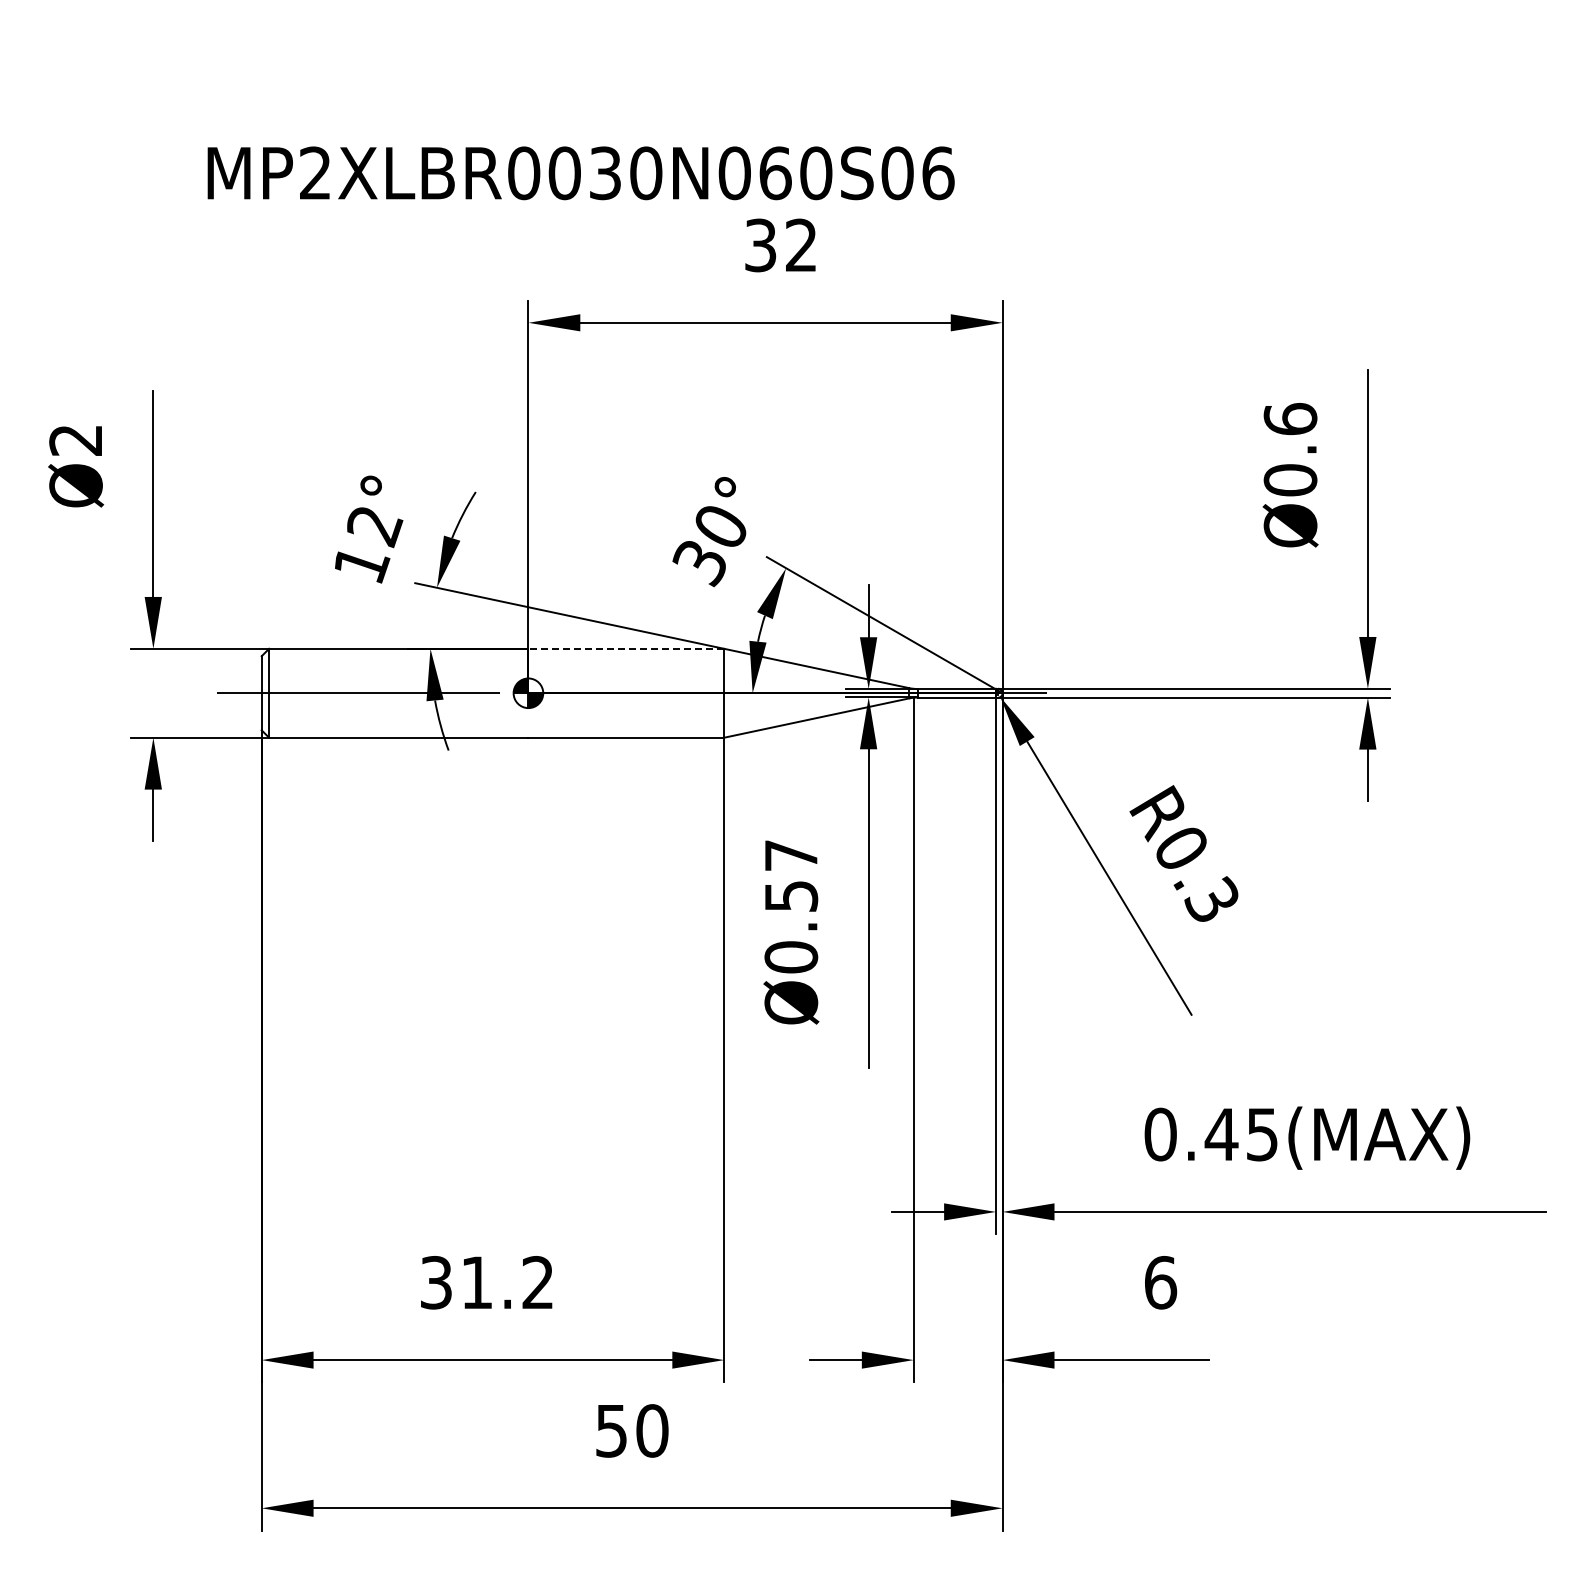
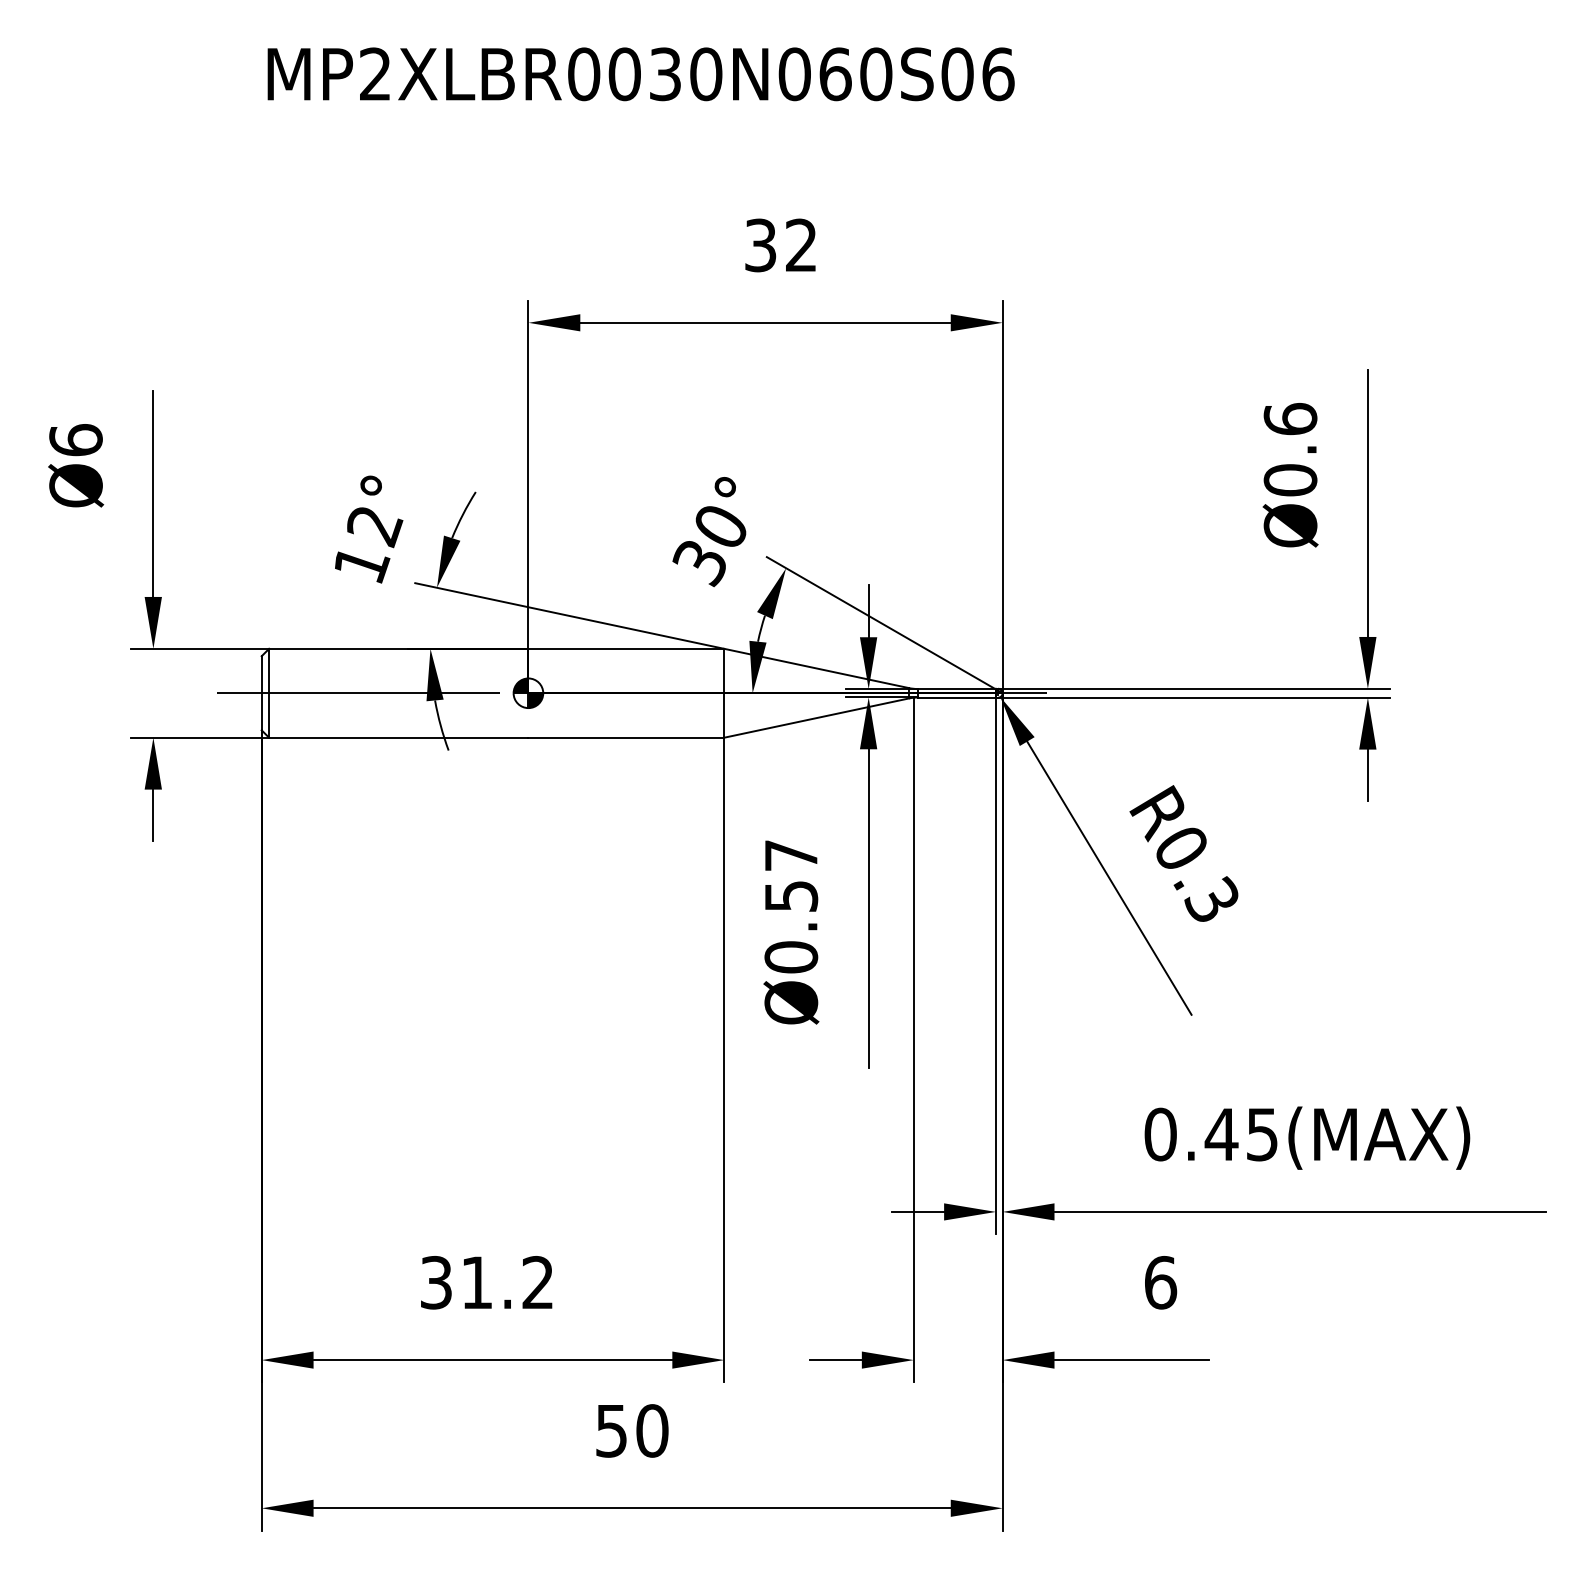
text position: (580, 173) -> (640, 74) (640, 74)
text: Ø2 -> Ø6 (75, 440)
line: dashed -> solid (626, 648)
